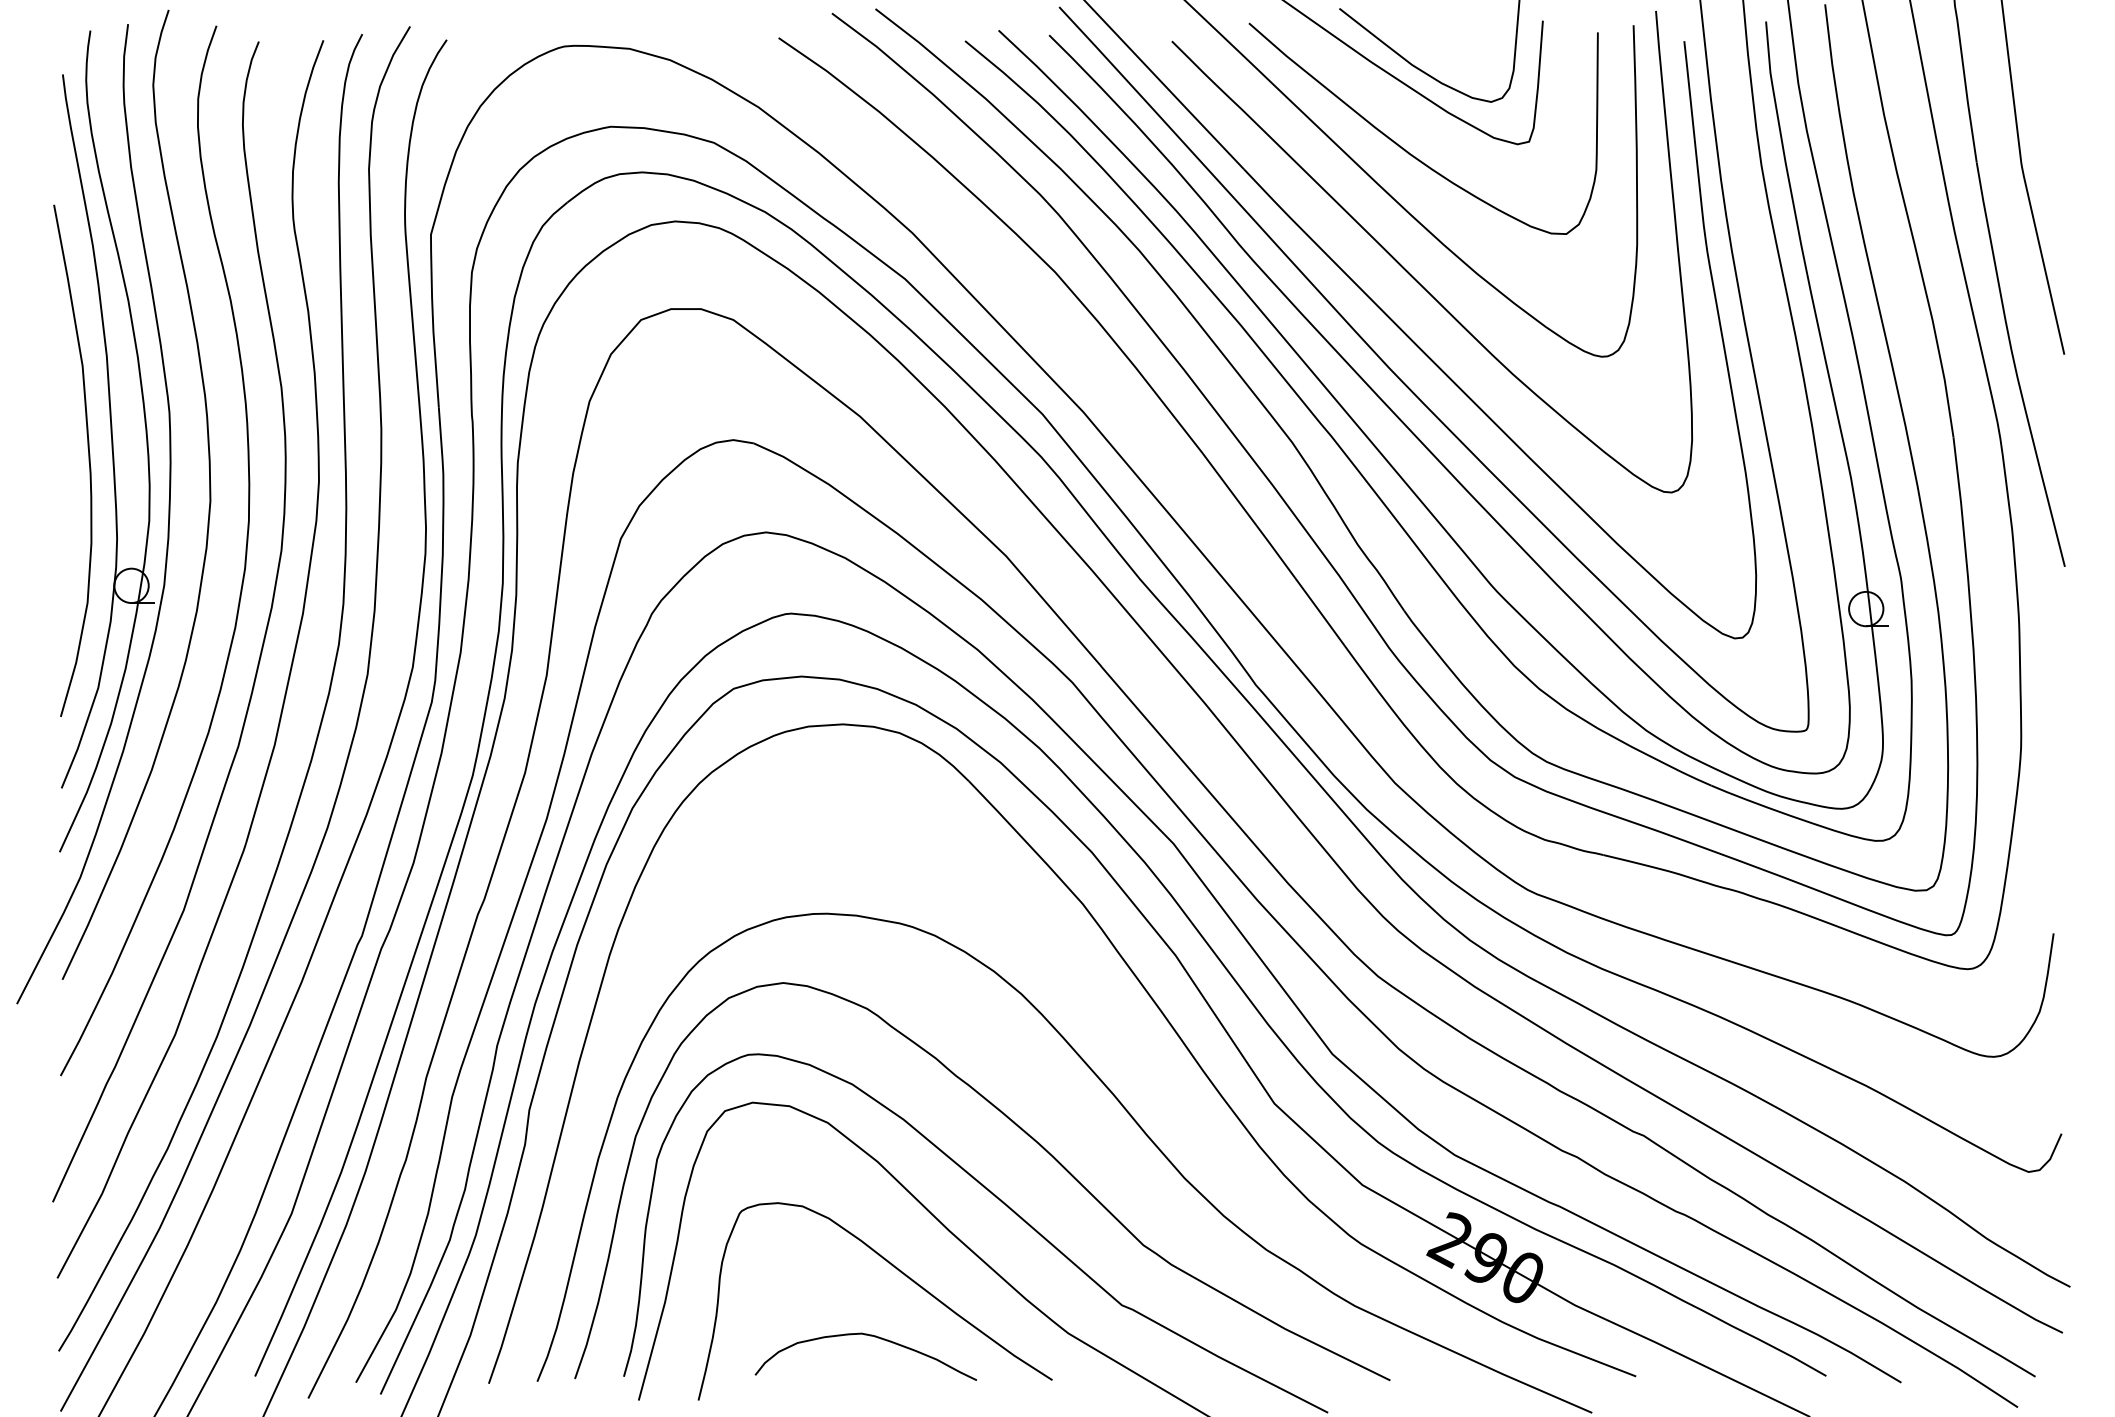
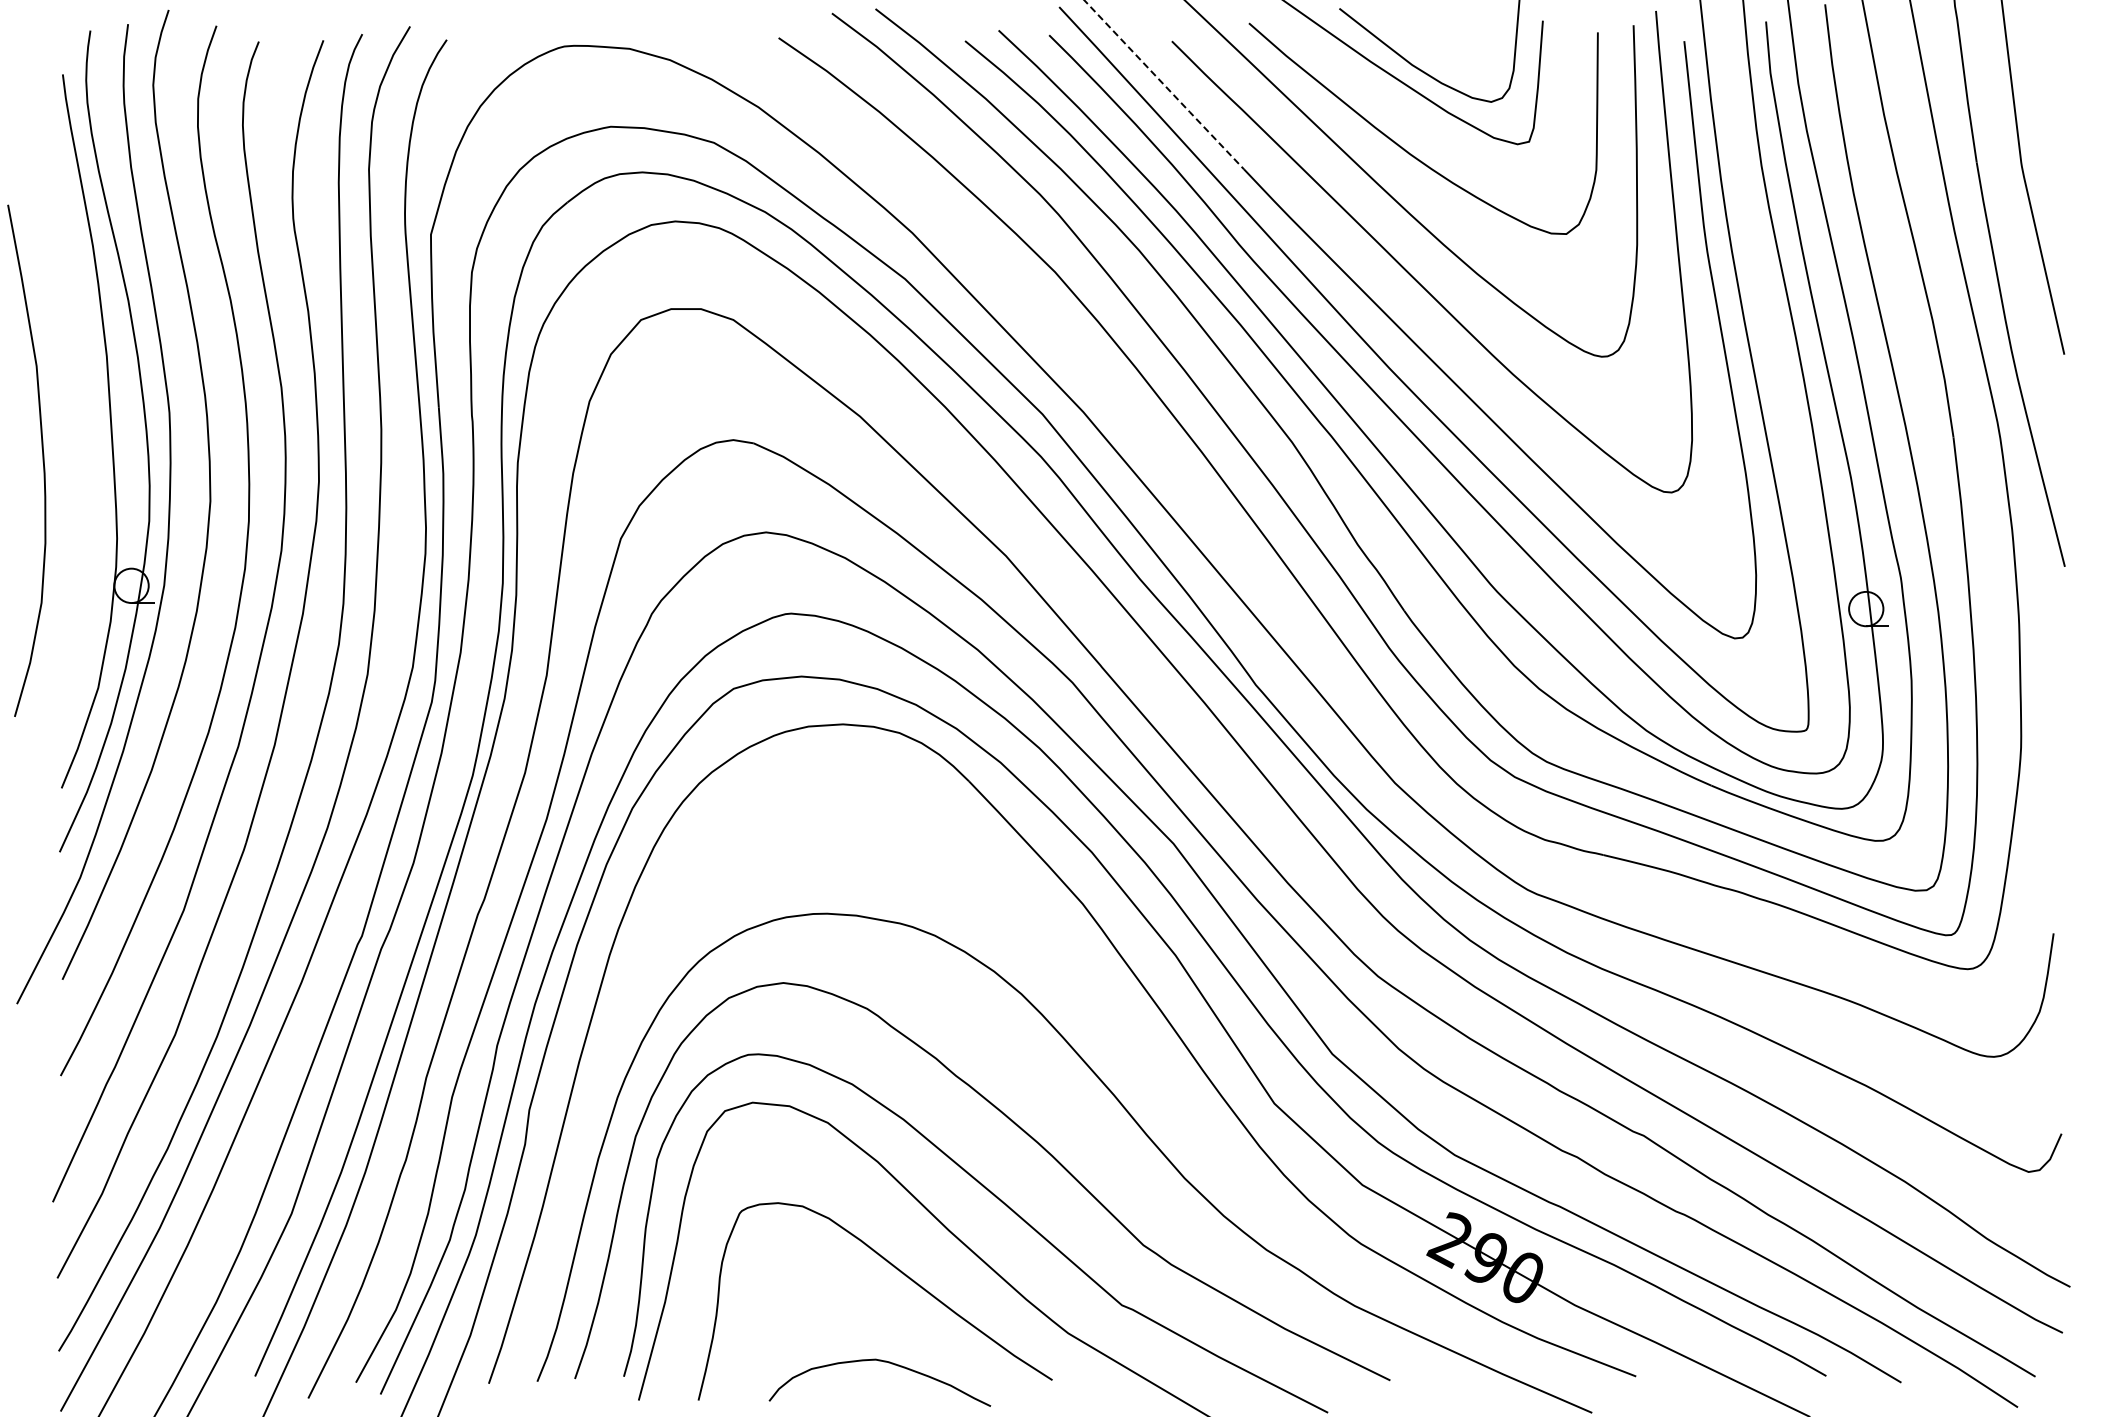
line: solid -> dashed (1164, 84)
curve position: (88, 460) -> (42, 460) (42, 460)
curve position: (869, 1336) -> (883, 1362) (883, 1362)
